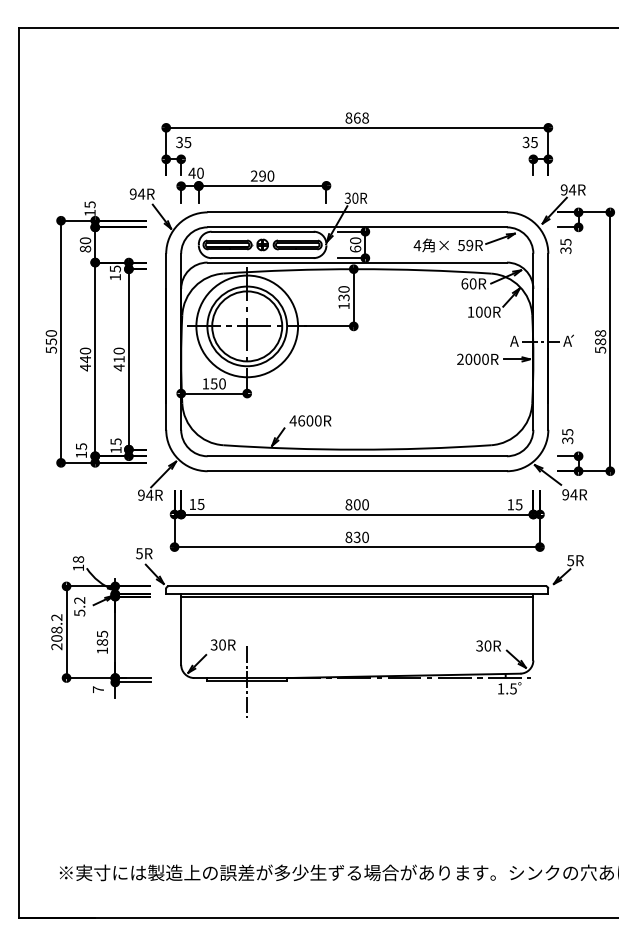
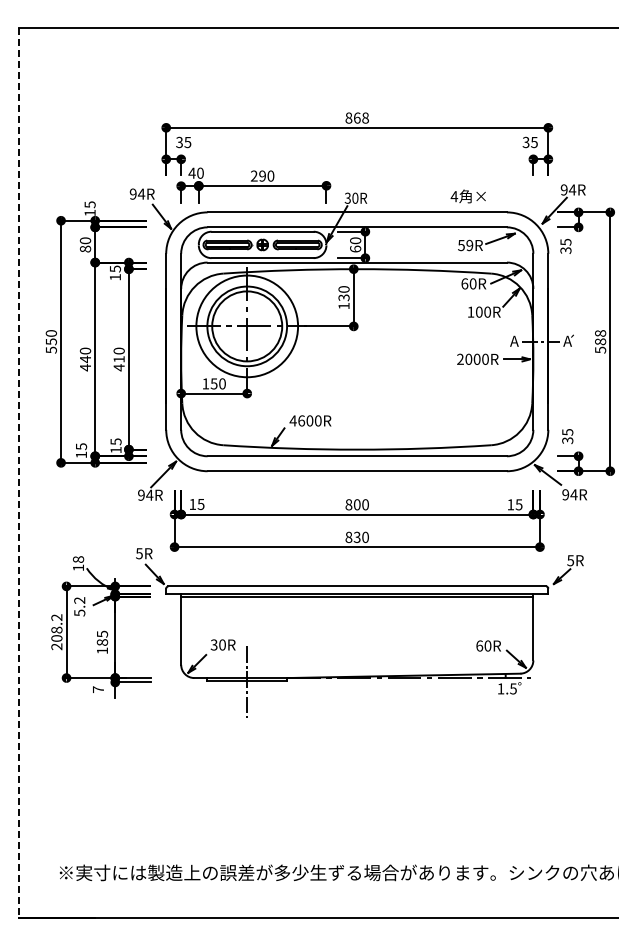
text position: (430, 245) -> (467, 196) (467, 196)
line: solid -> dashed (18, 472)
text: 30R -> 60R (479, 645)
